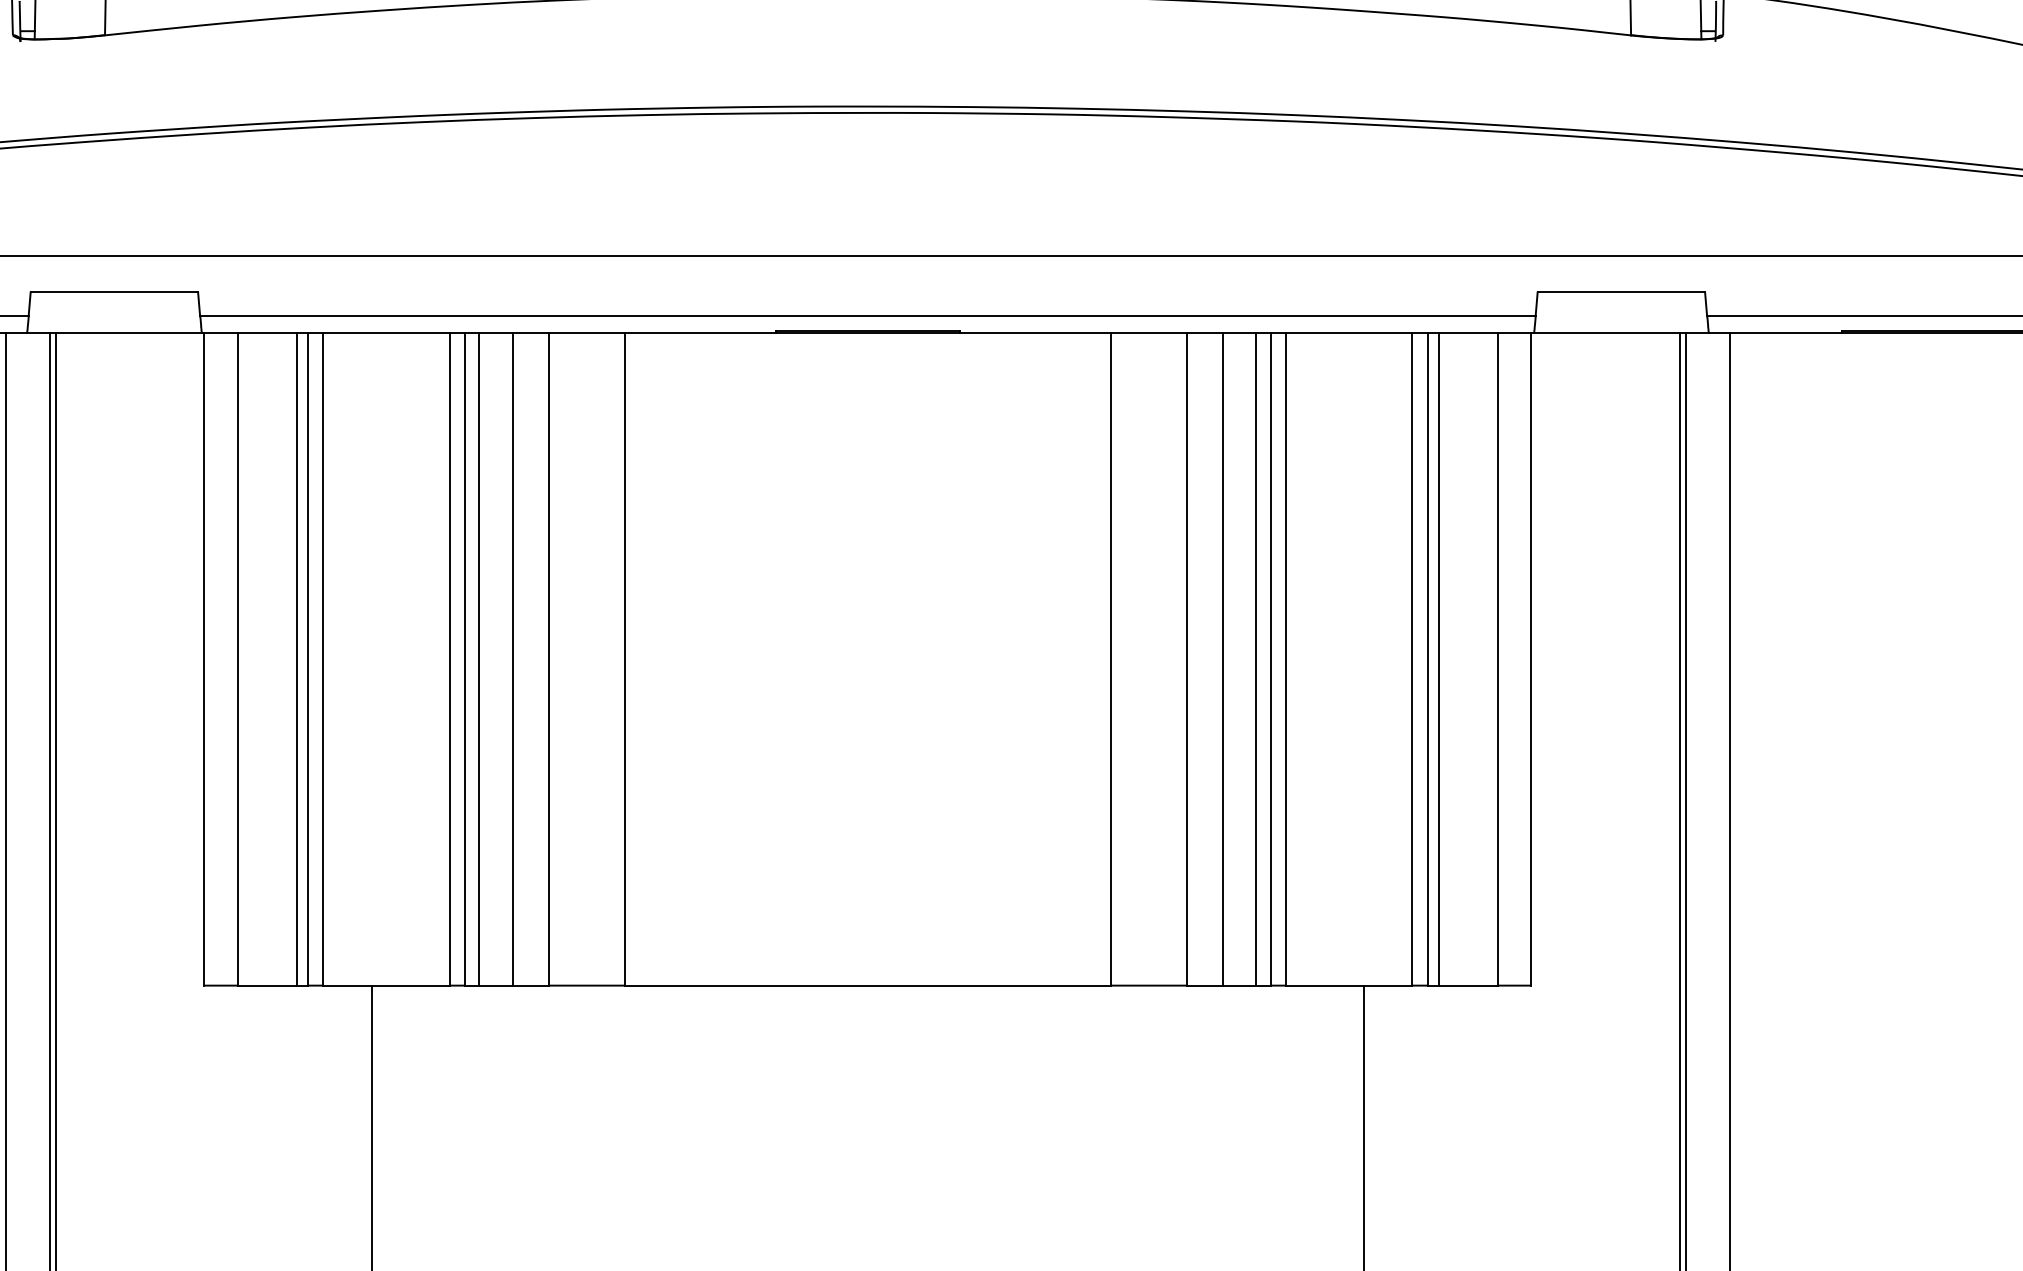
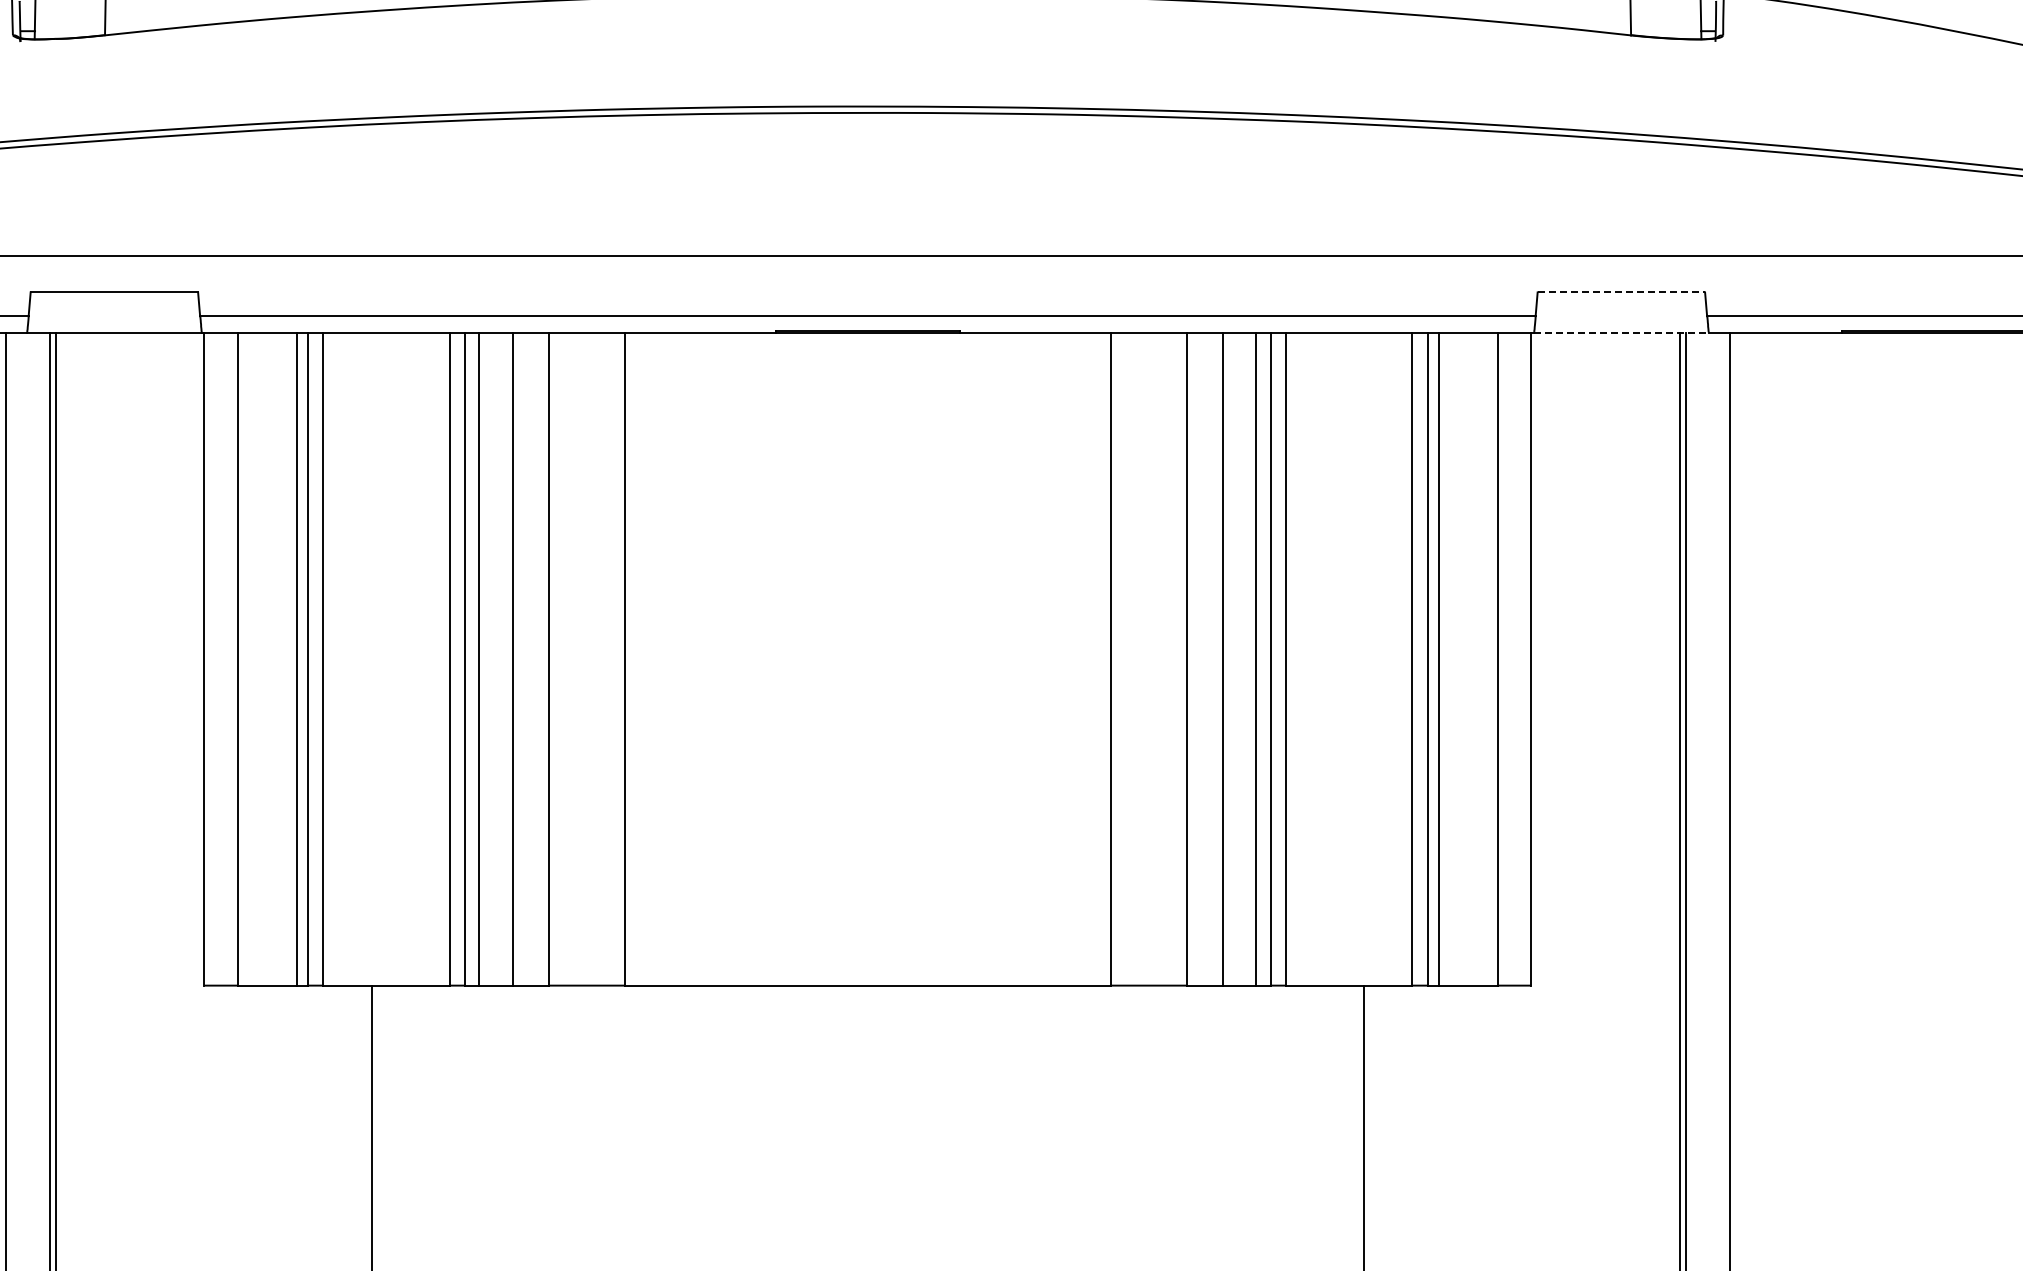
line: solid -> dashed (1621, 292)
line: solid -> dashed (1622, 332)
